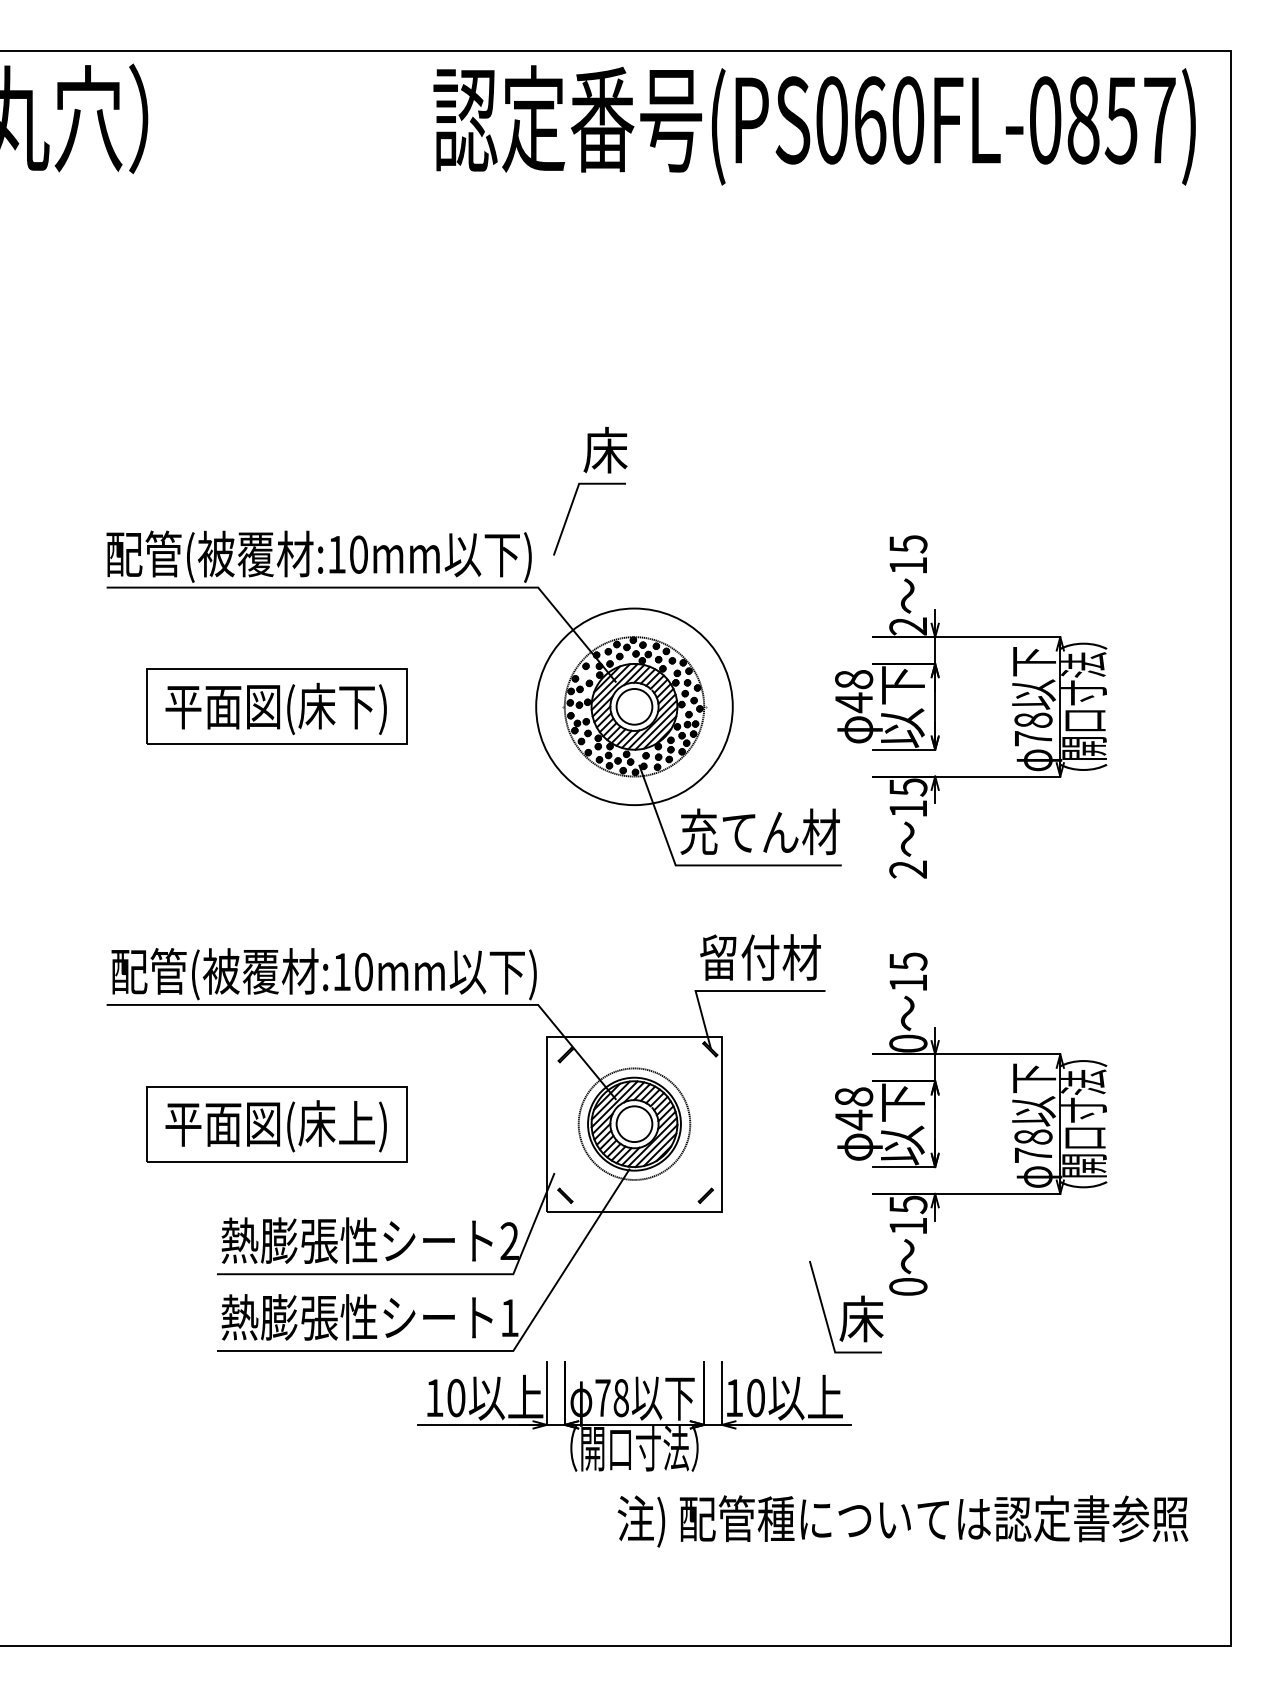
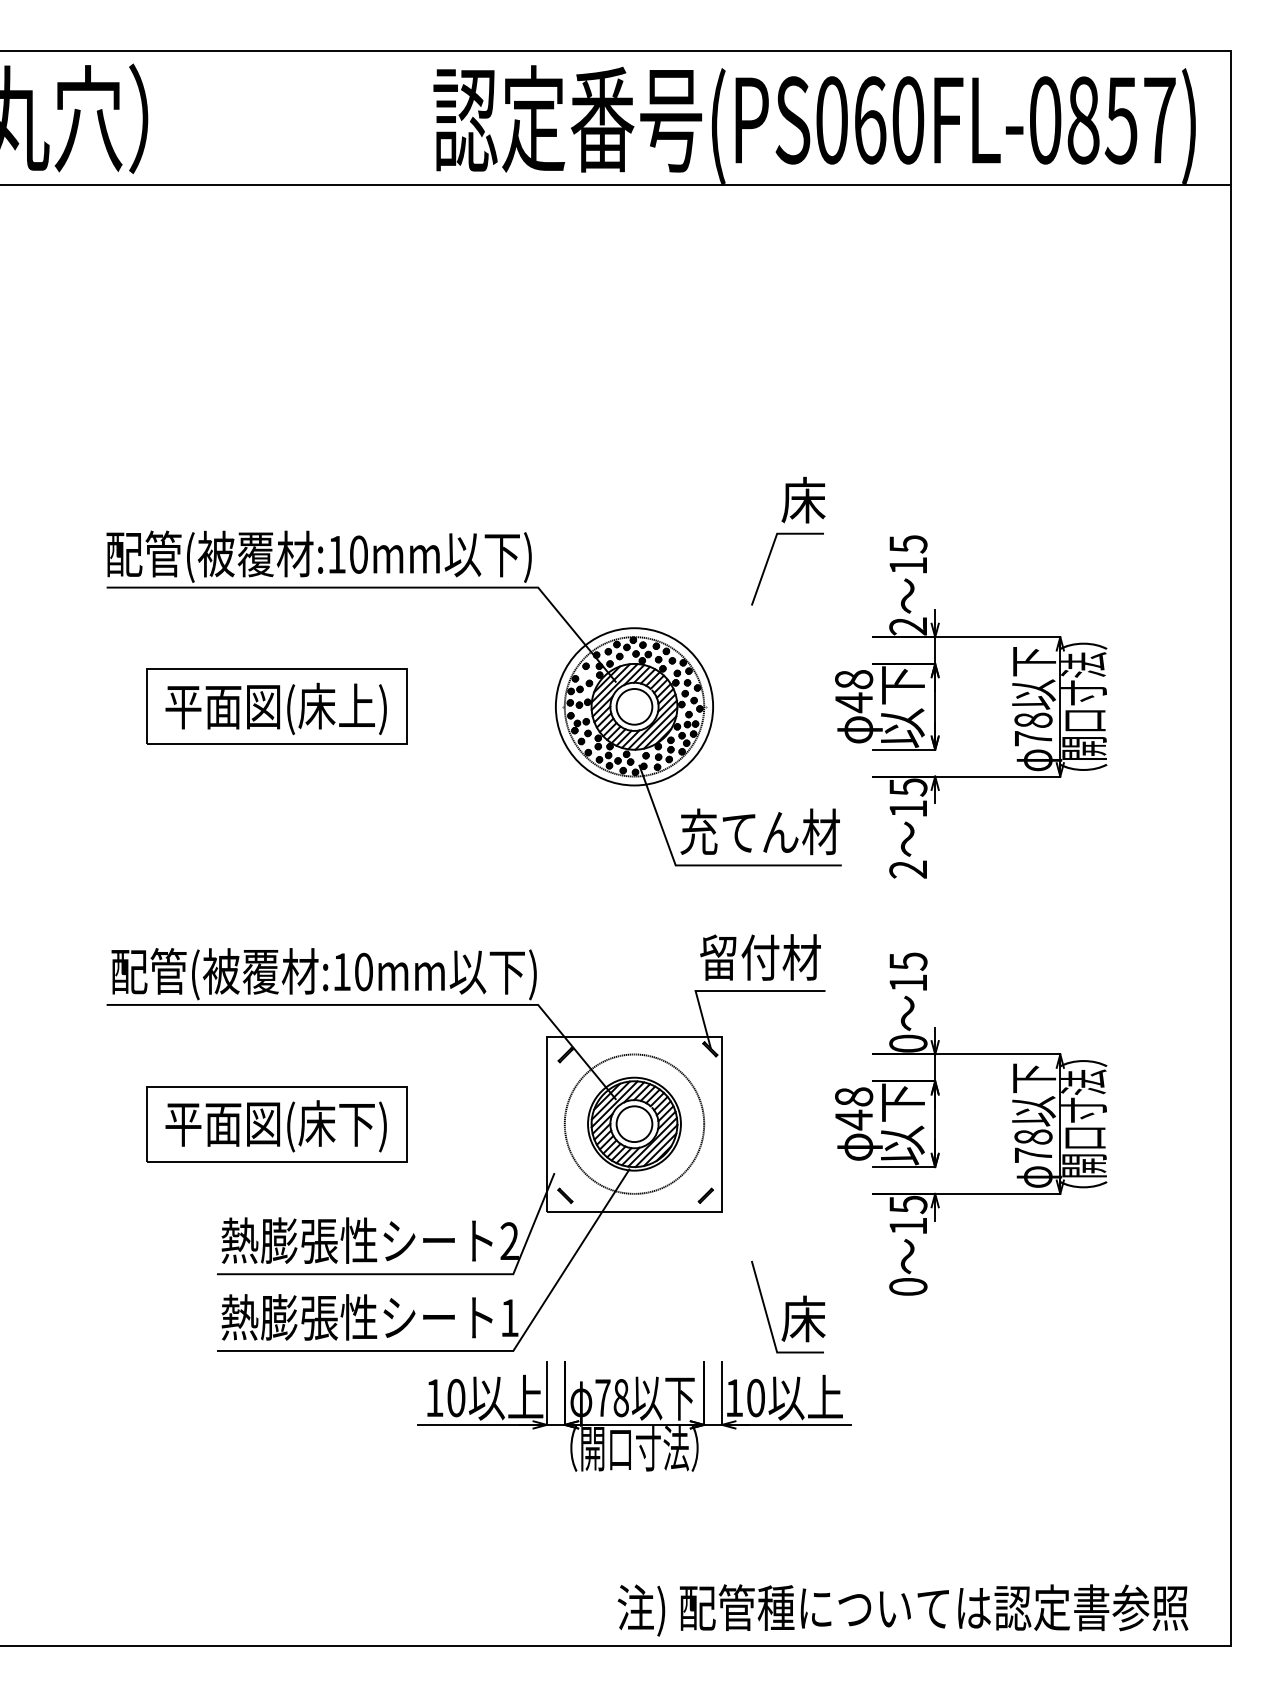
line: none -> present (616, 184)
part position: (590, 490) -> (788, 540) (788, 540)
text: 平面図(床下) -> 平面図(床上) (356, 706)
circle diameter: 197 px -> 157 px (634, 706)
text: 平面図(床上) -> 平面図(床下) (356, 1123)
circle diameter: 112 px -> 139 px (634, 1123)
part position: (846, 1306) -> (788, 1306) (788, 1306)
text position: (902, 1521) -> (902, 1610) (902, 1610)
